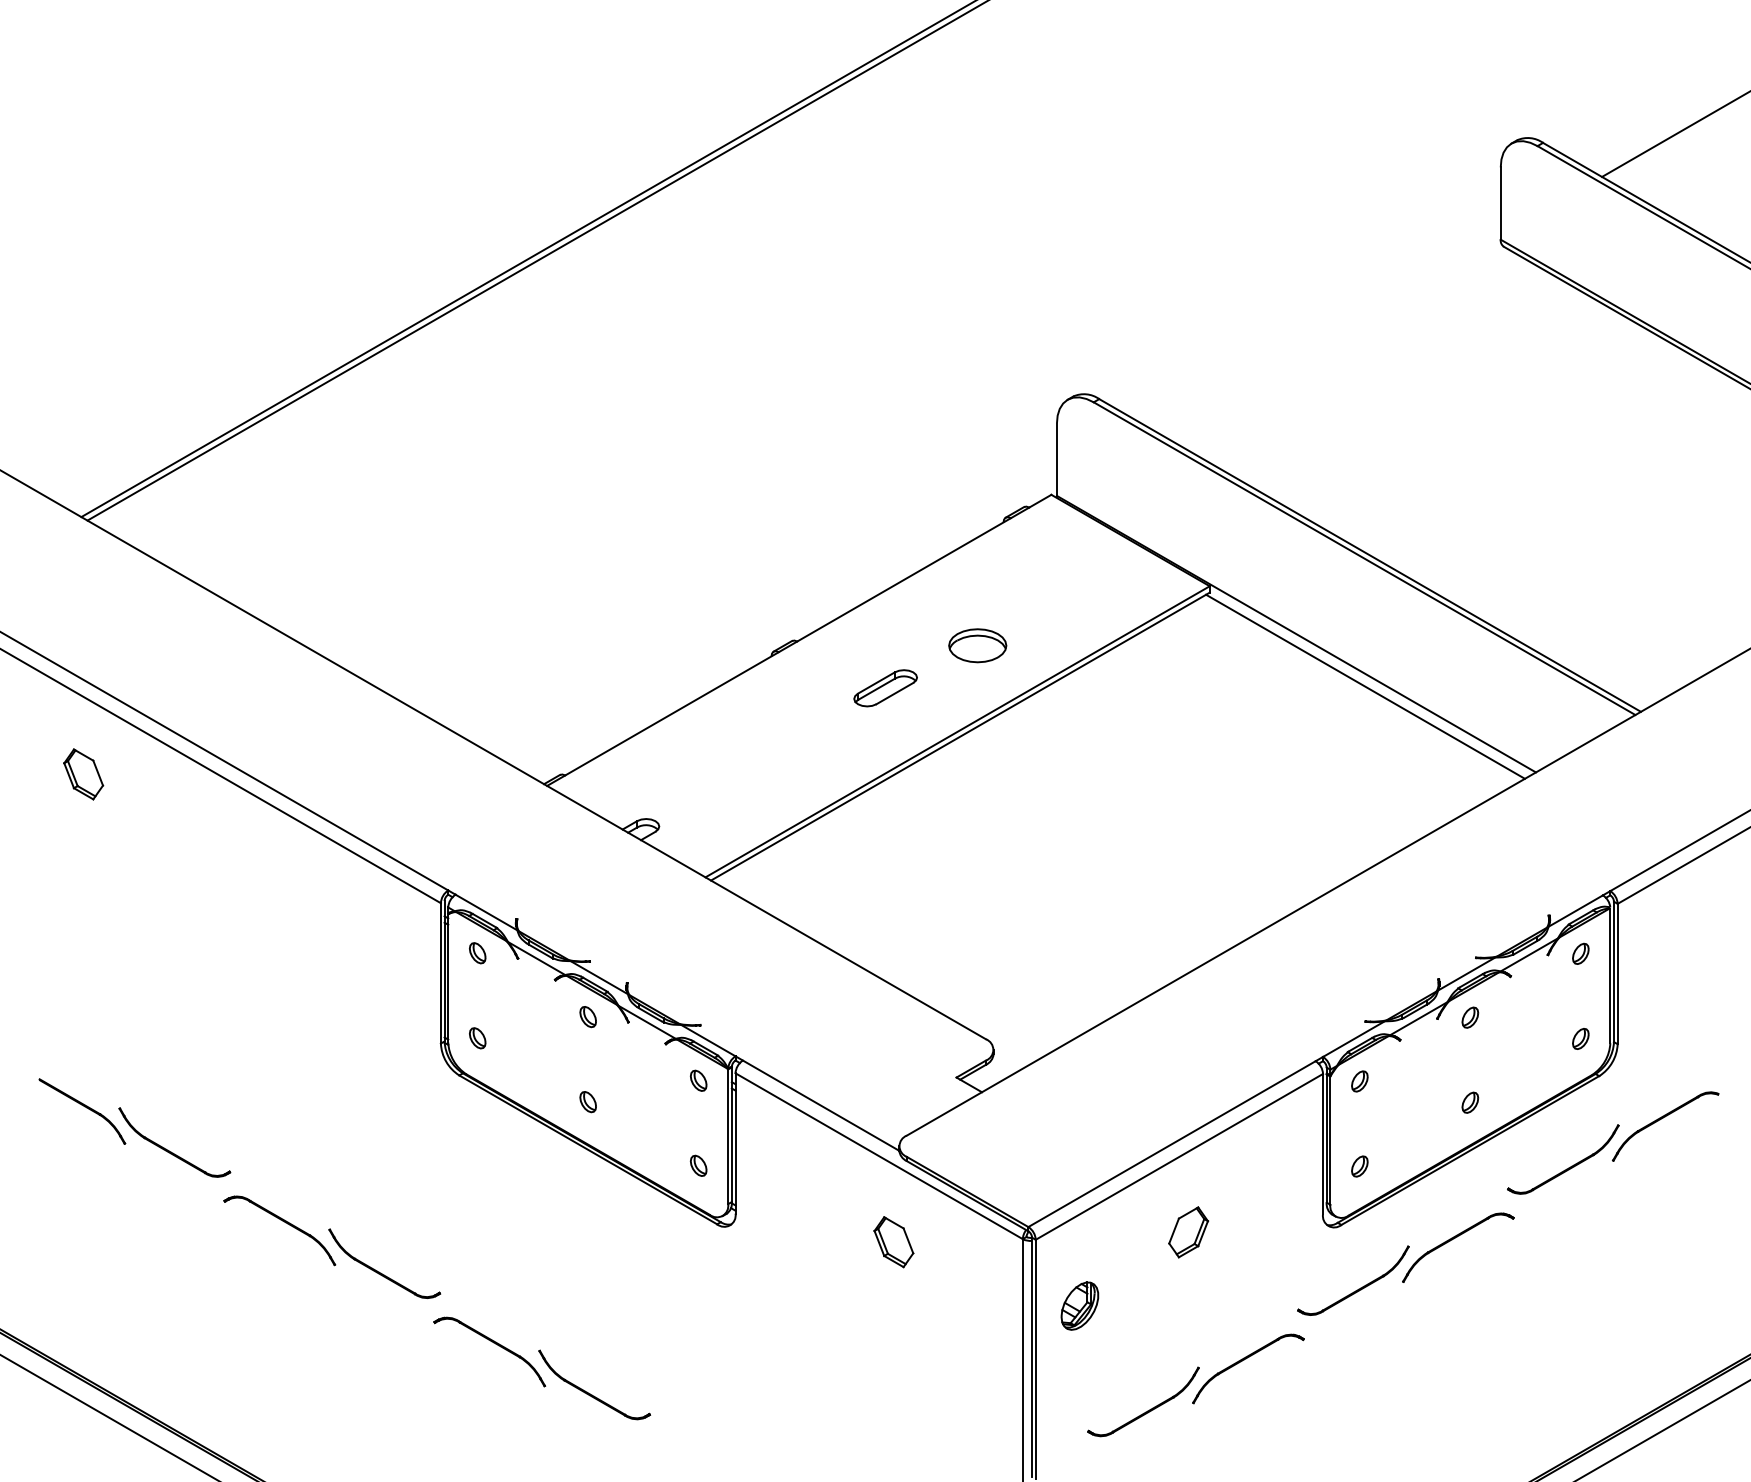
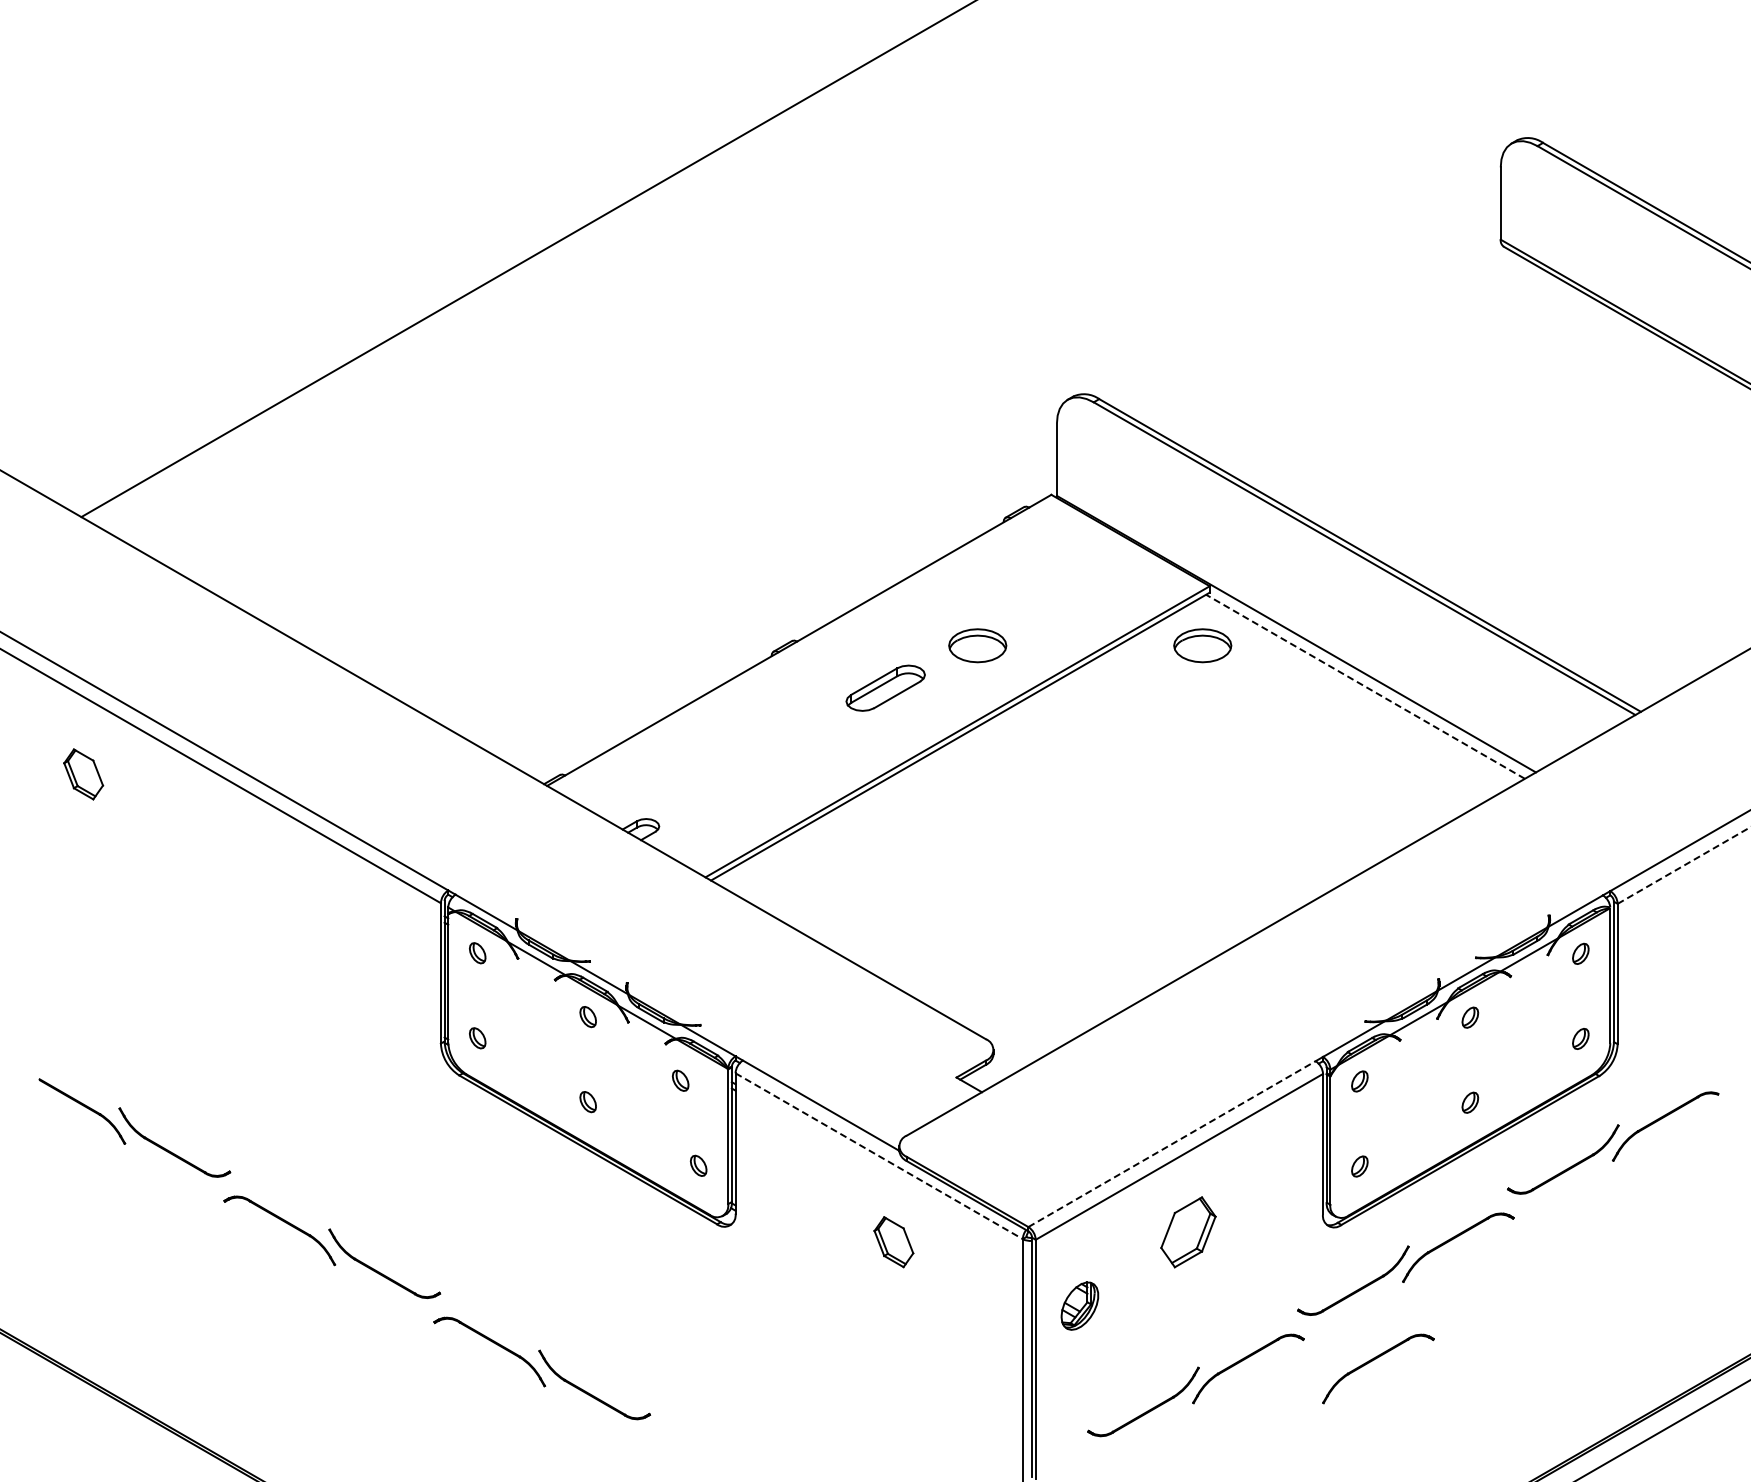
line: present -> none (1674, 134)
line: present -> none (536, 261)
part: none -> present (1202, 645)
line: solid -> dashed (1365, 686)
part size: 65x39 px -> 81x48 px (885, 687)
line: solid -> dashed (1684, 865)
part position: (698, 1080) -> (680, 1080) (680, 1080)
line: solid -> dashed (1172, 1144)
line: solid -> dashed (879, 1156)
part size: 42x53 px -> 57x73 px (1188, 1232)
part: none -> present (1374, 1360)
line: present -> none (108, 1416)
